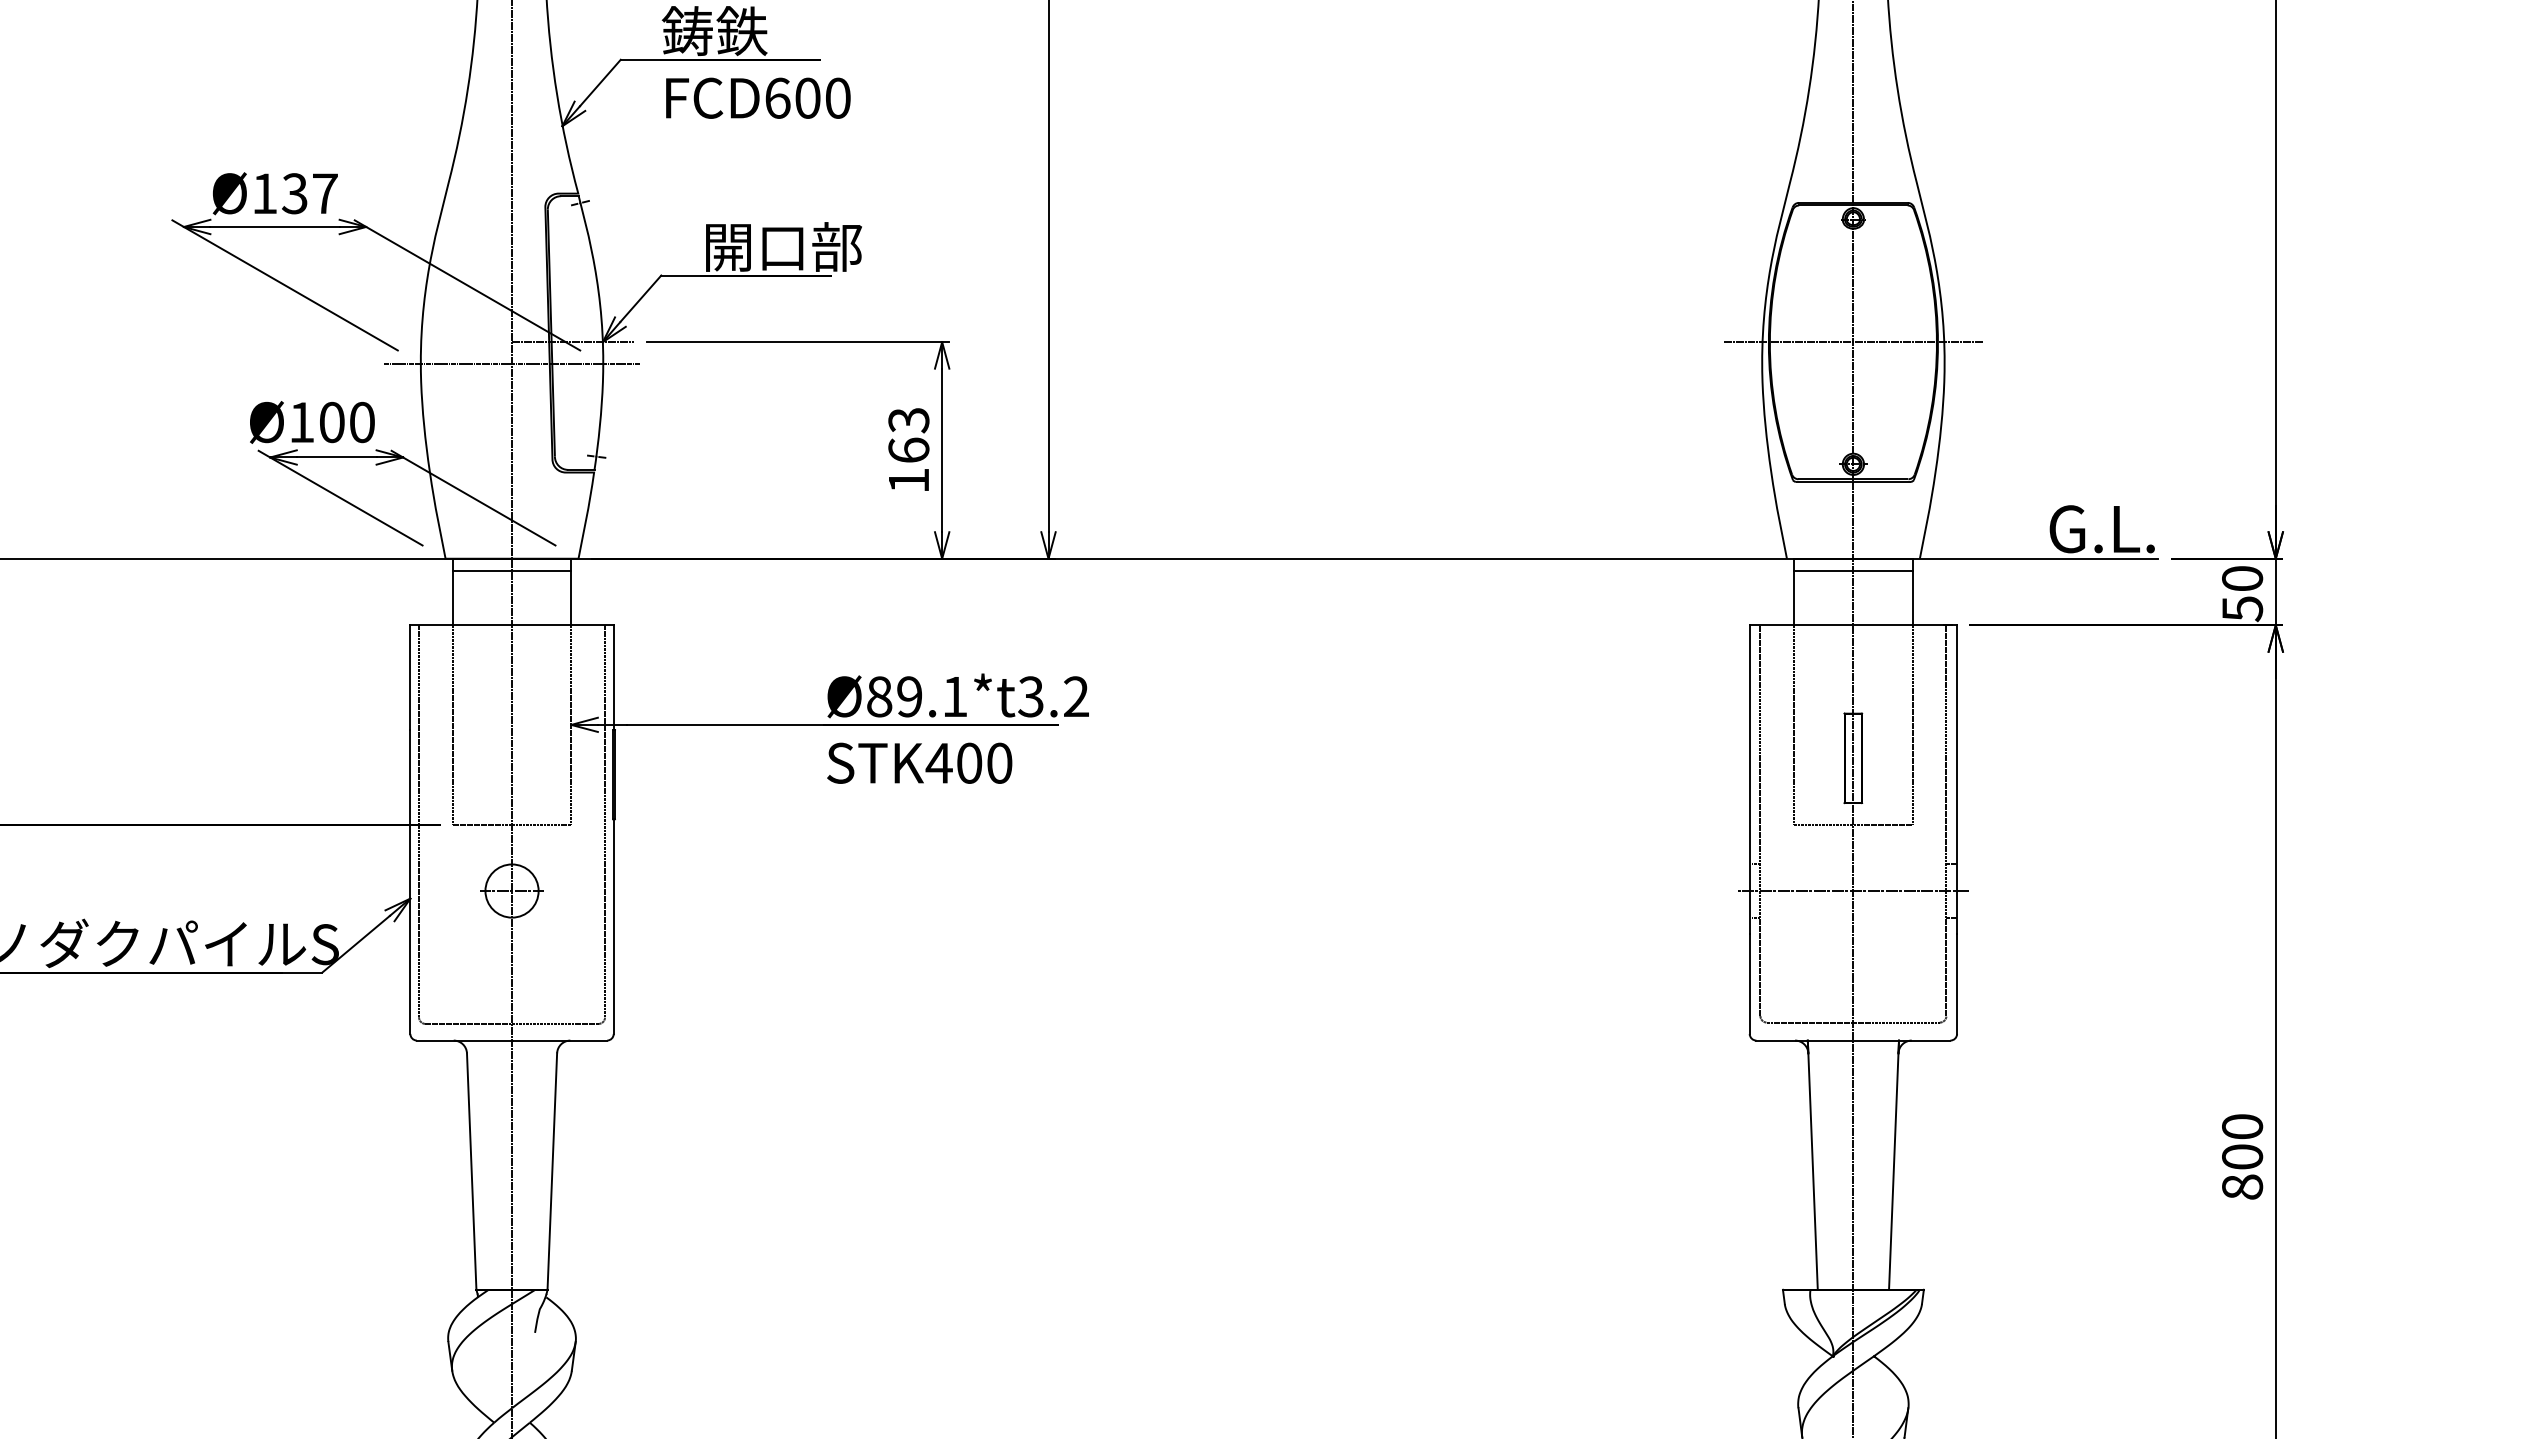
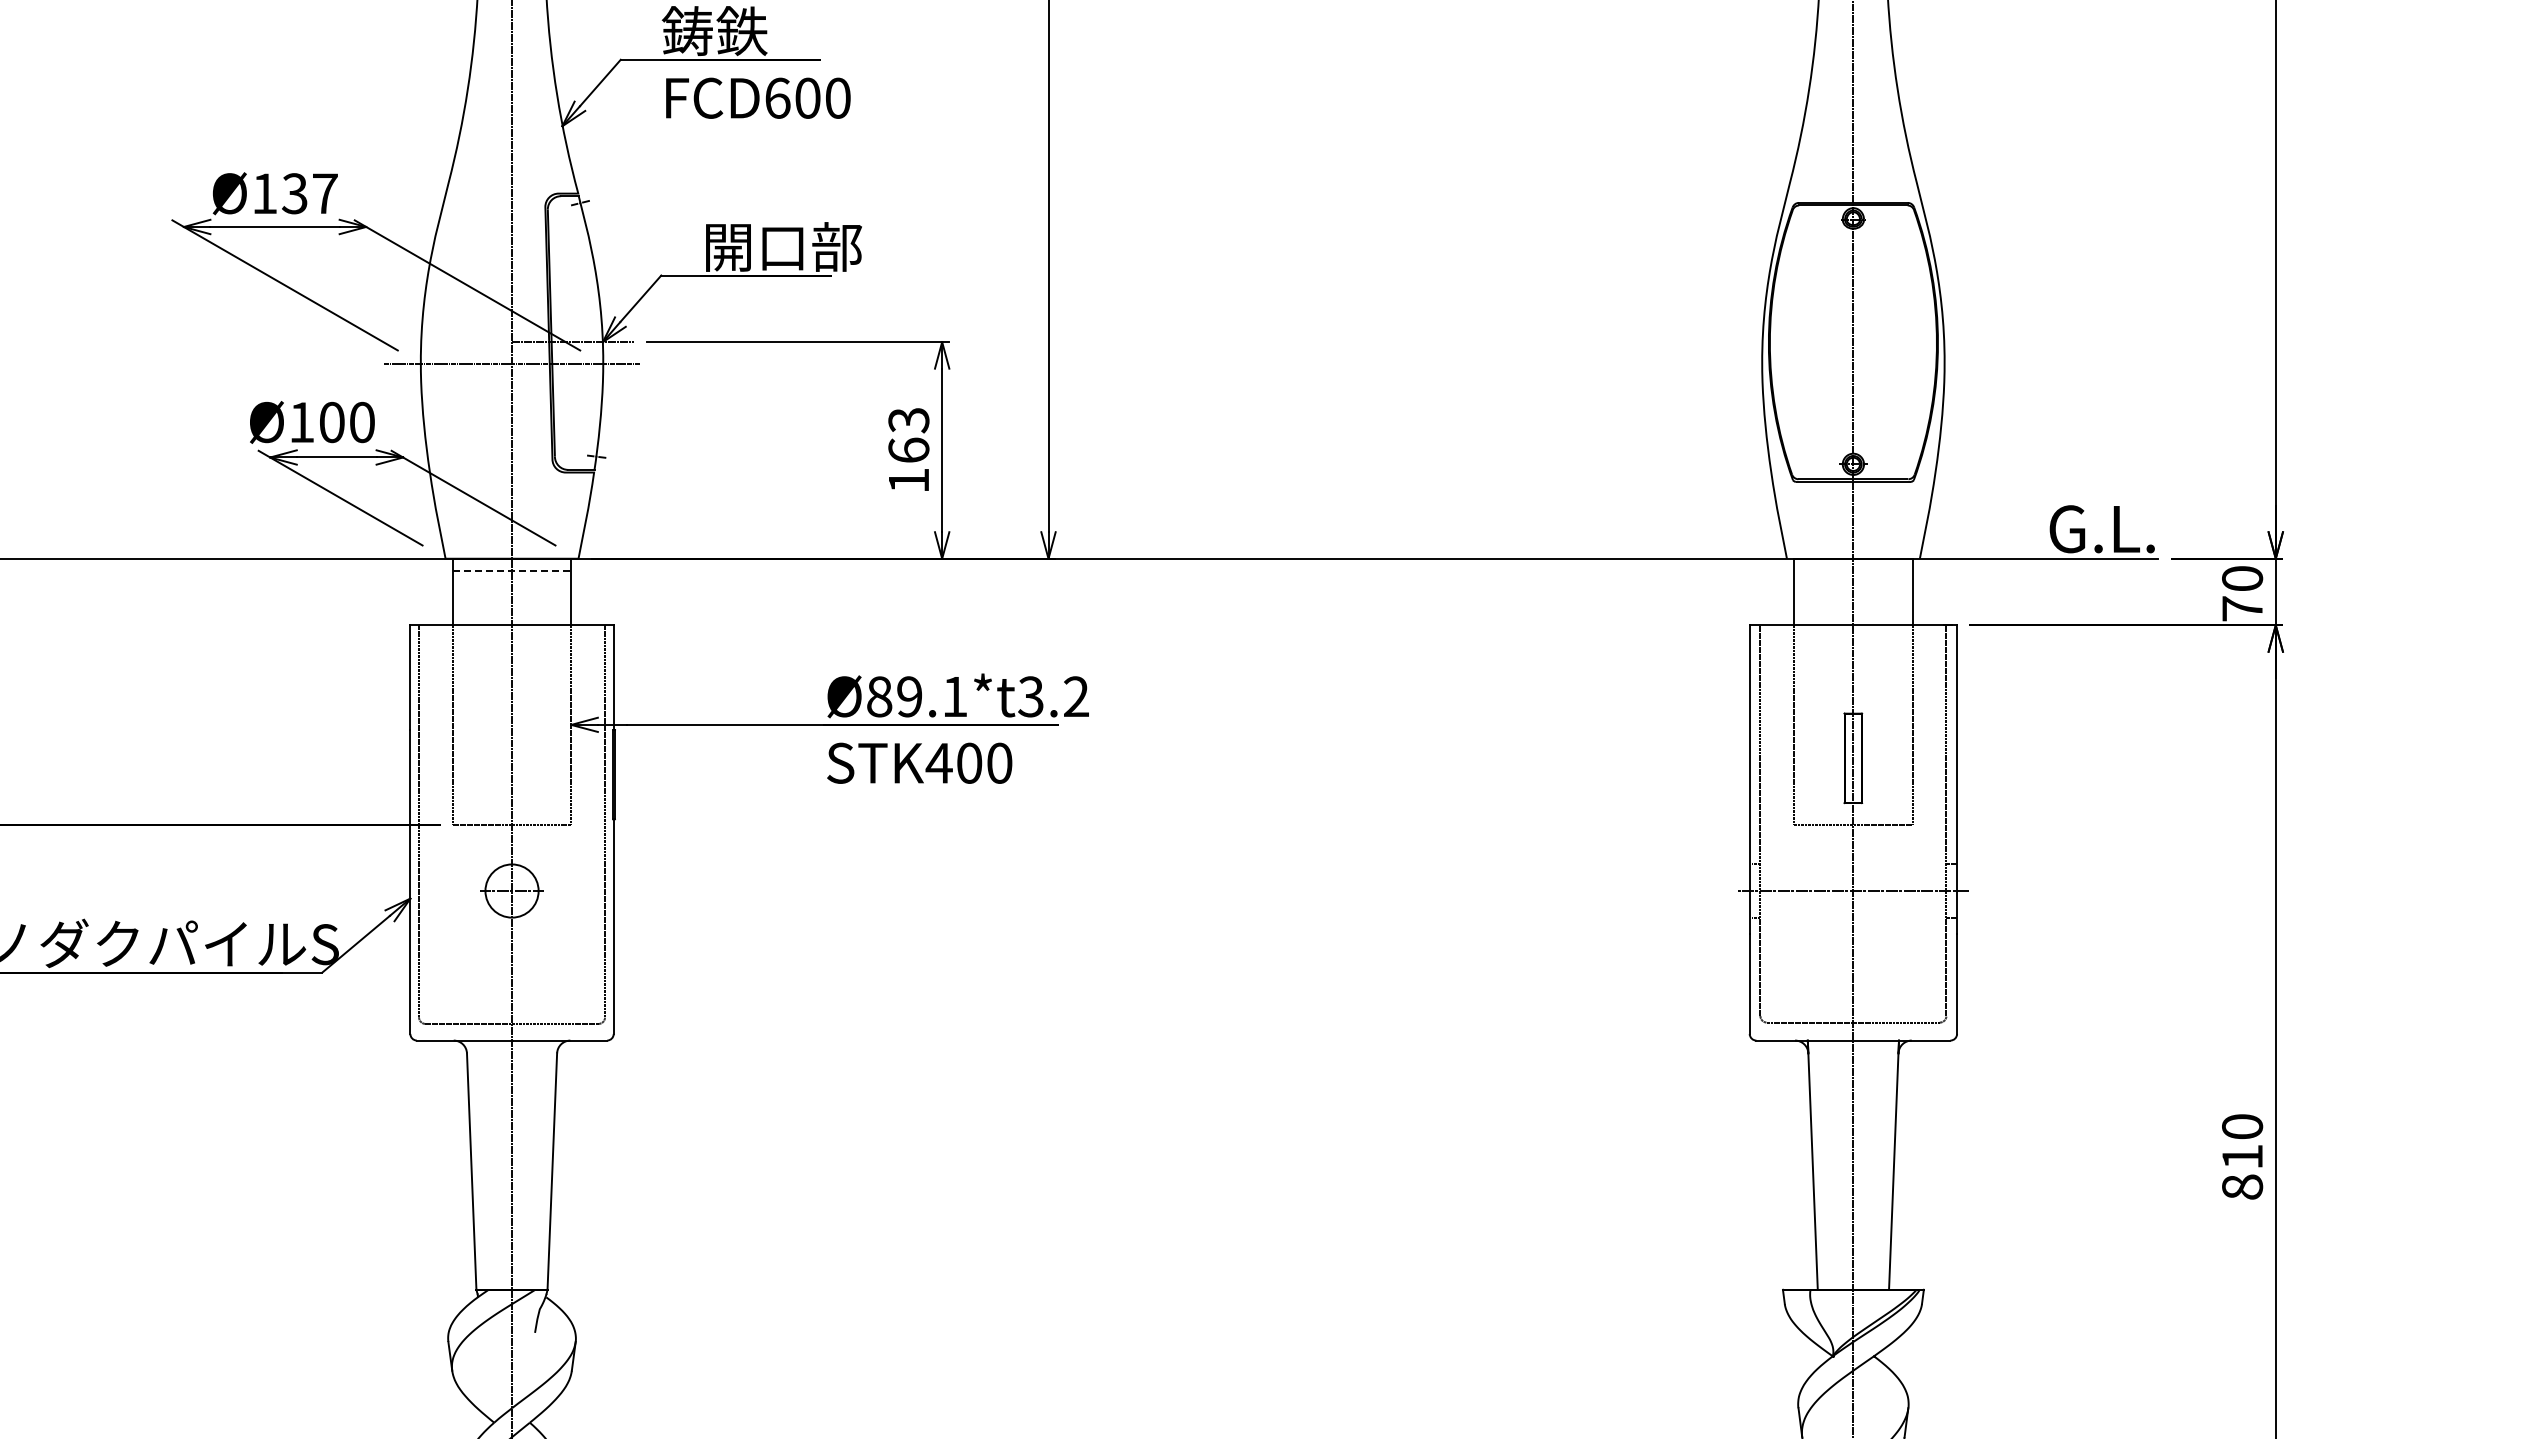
line: present -> none (1853, 342)
line: solid -> dashed (512, 570)
line: present -> none (1853, 570)
text: 50 -> 70 (2242, 609)
text: 800 -> 810 (2242, 1156)
